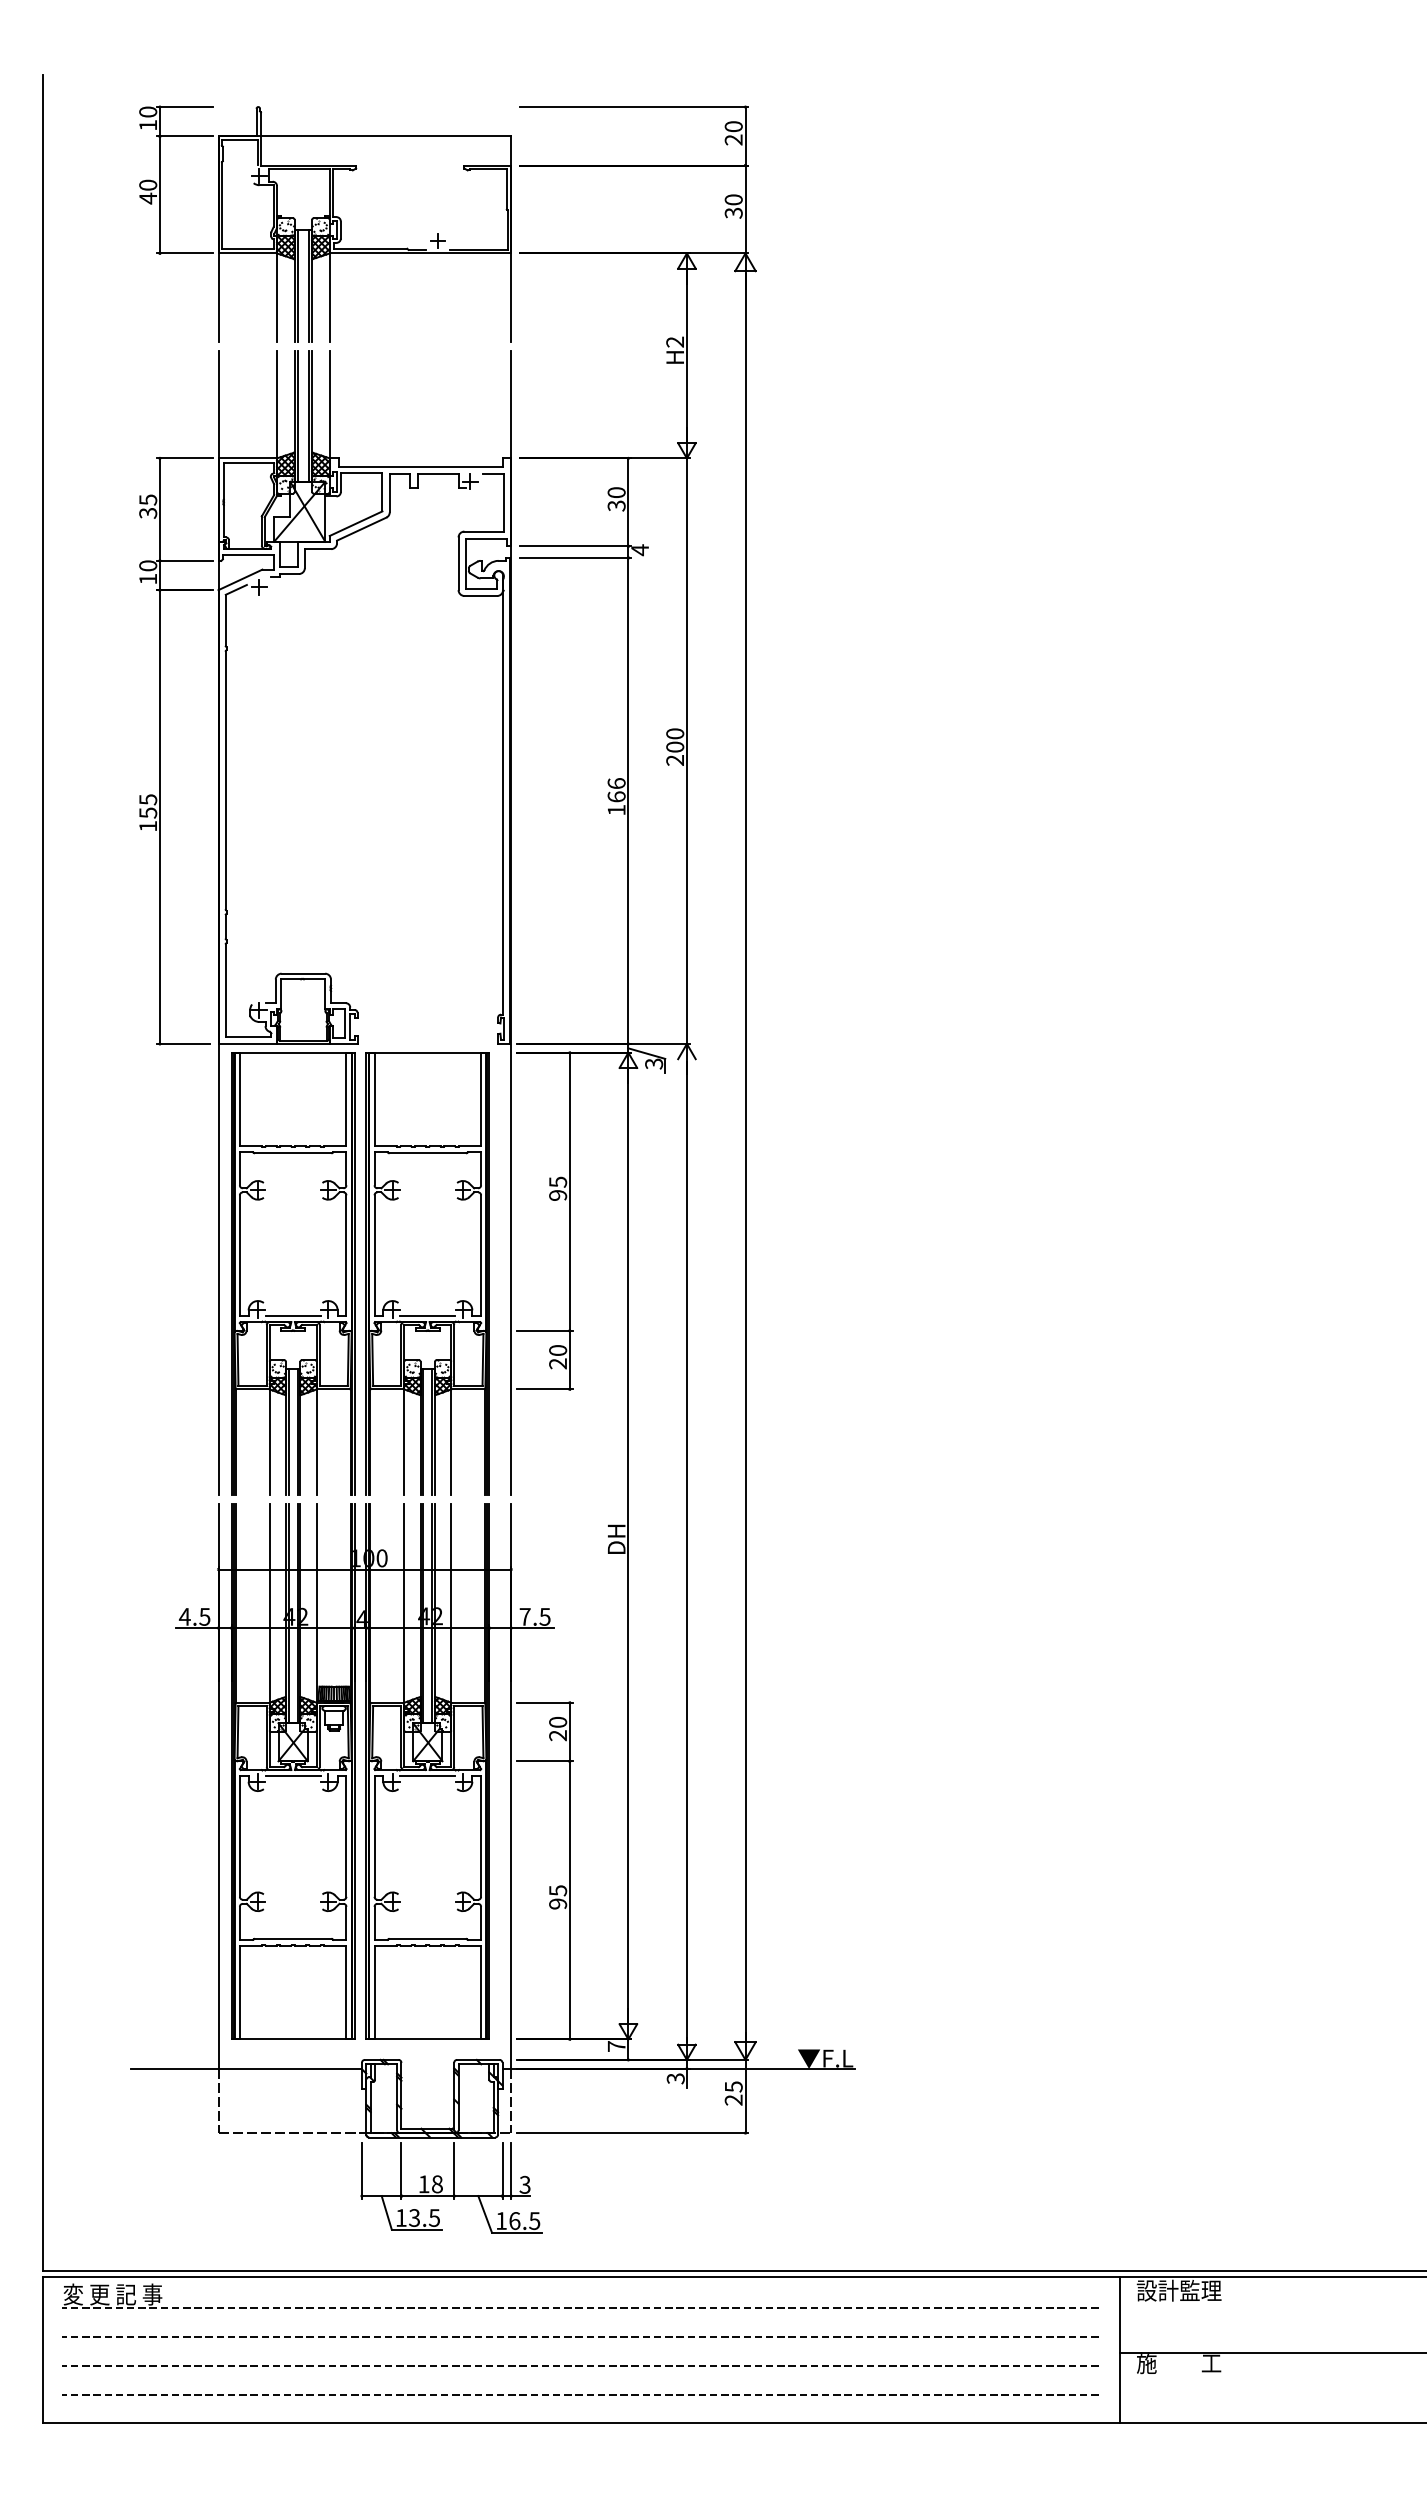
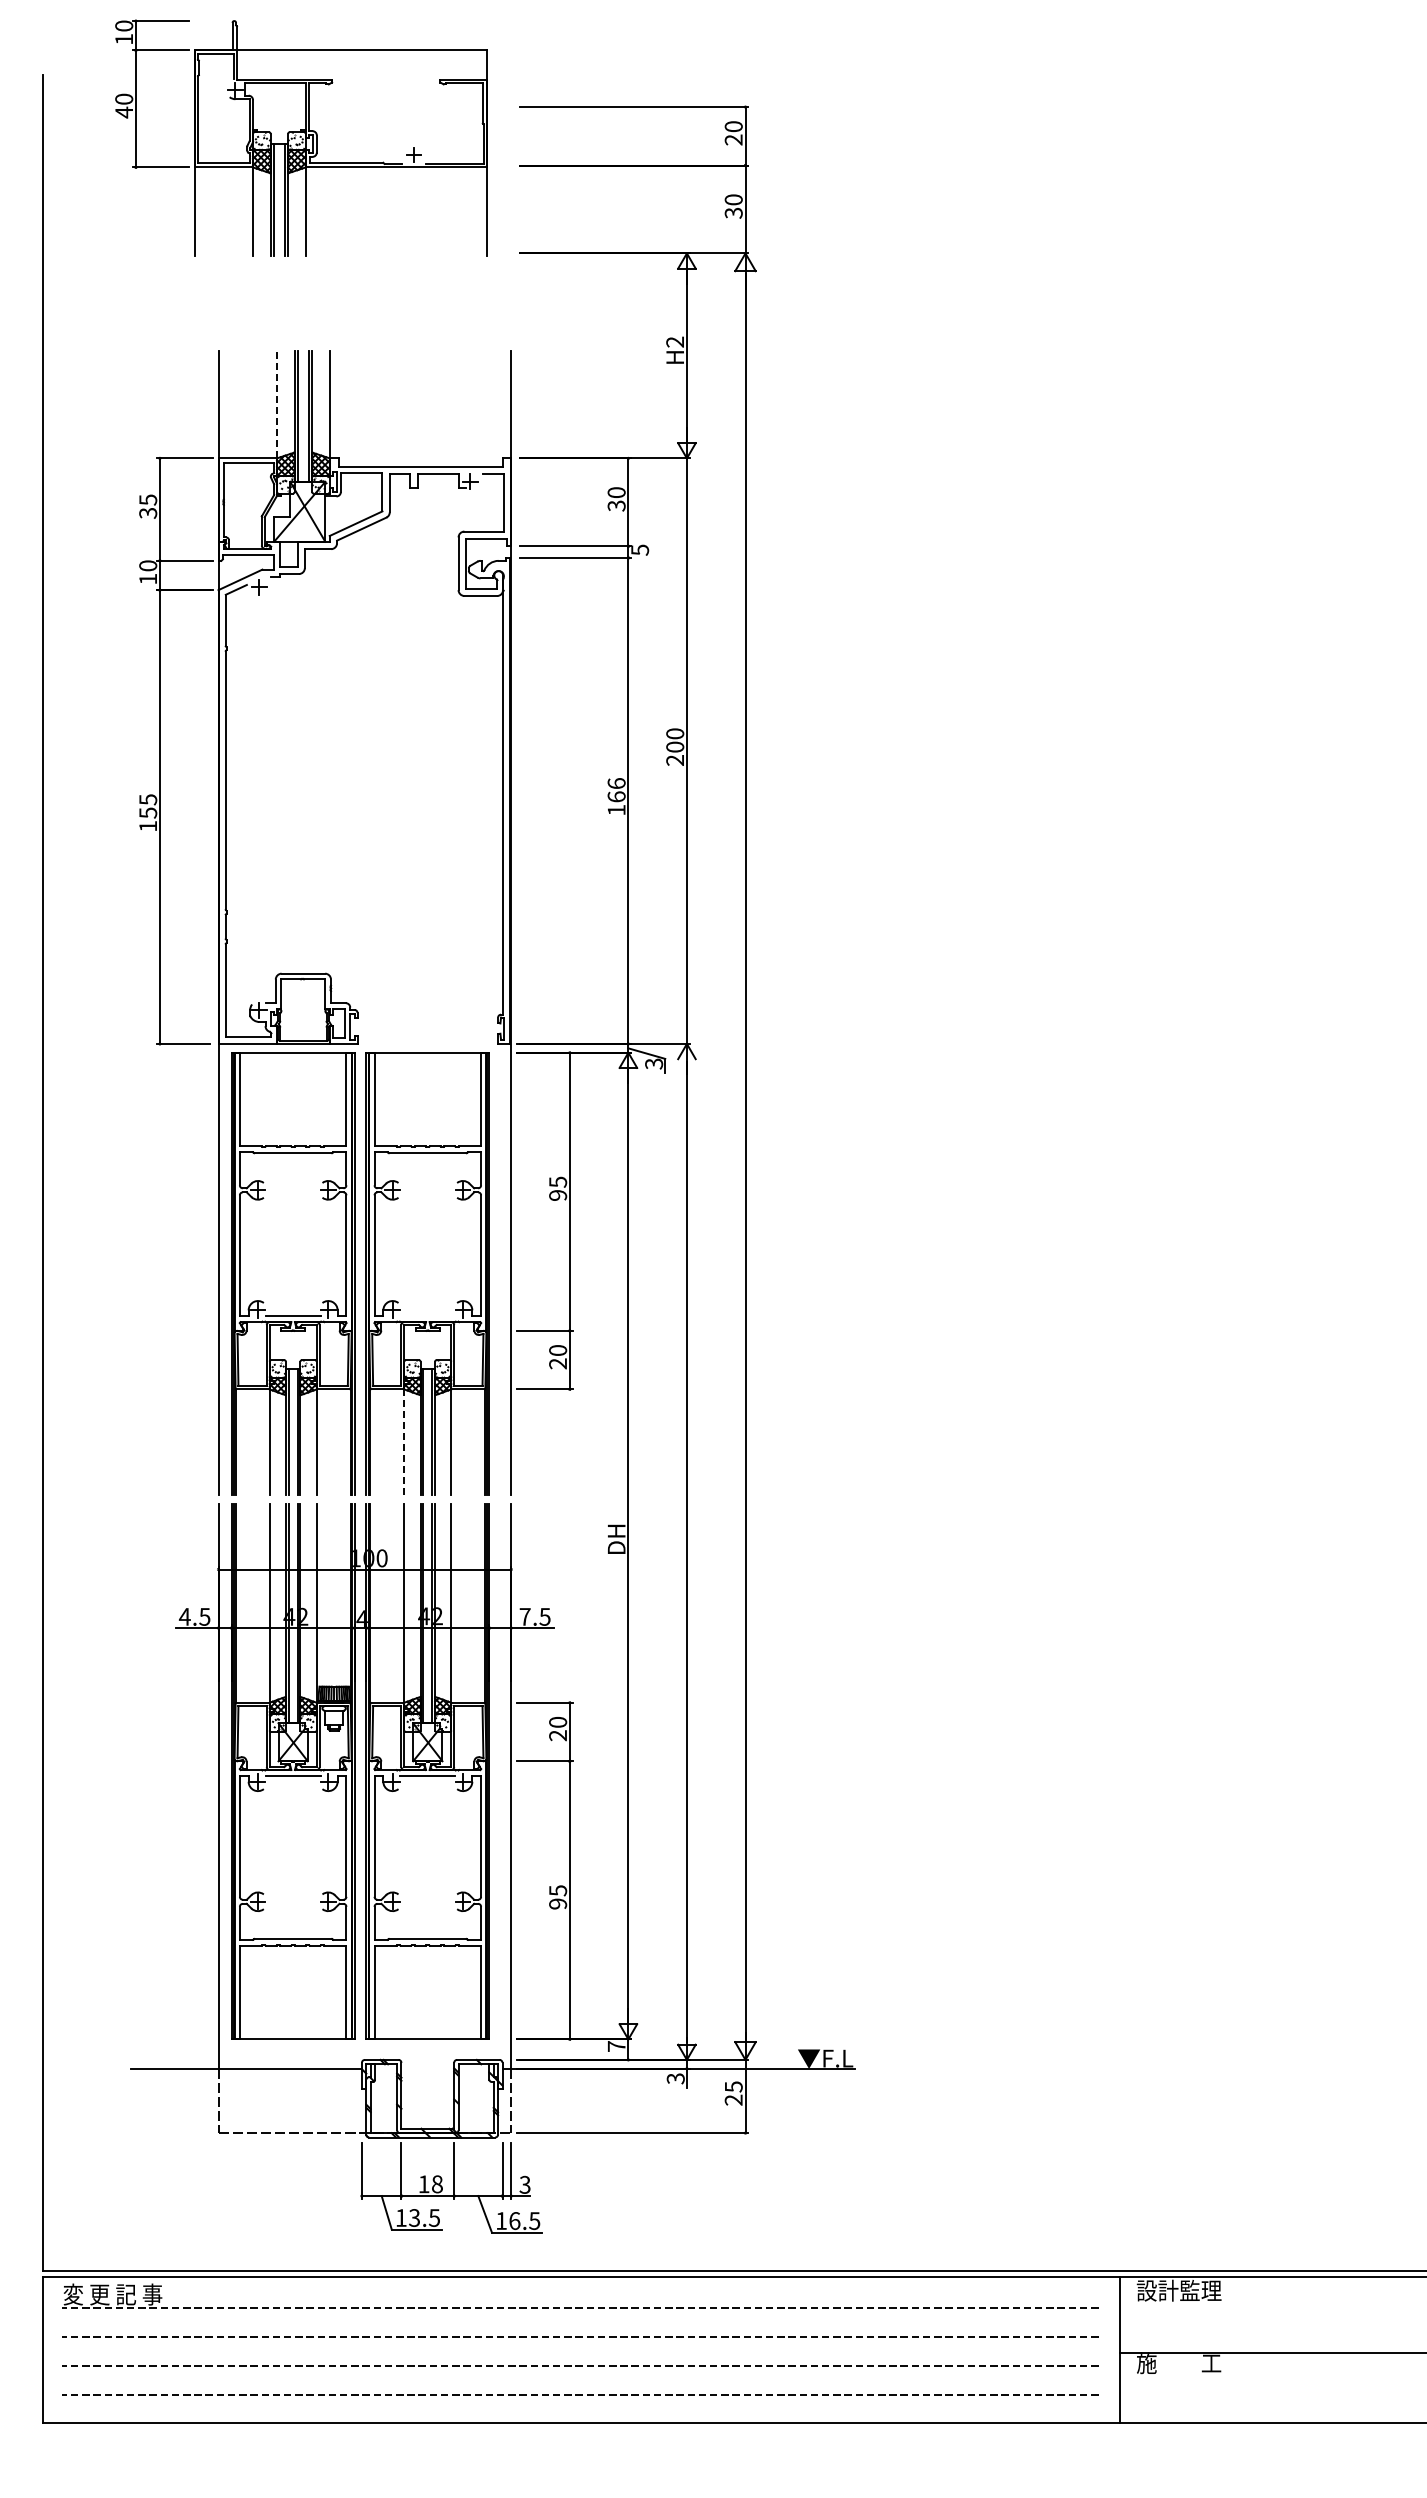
part position: (325, 223) -> (301, 137) (301, 137)
line: solid -> dashed (277, 404)
text: 4 -> 5 (640, 550)
line: present -> none (427, 1316)
line: solid -> dashed (404, 1442)
